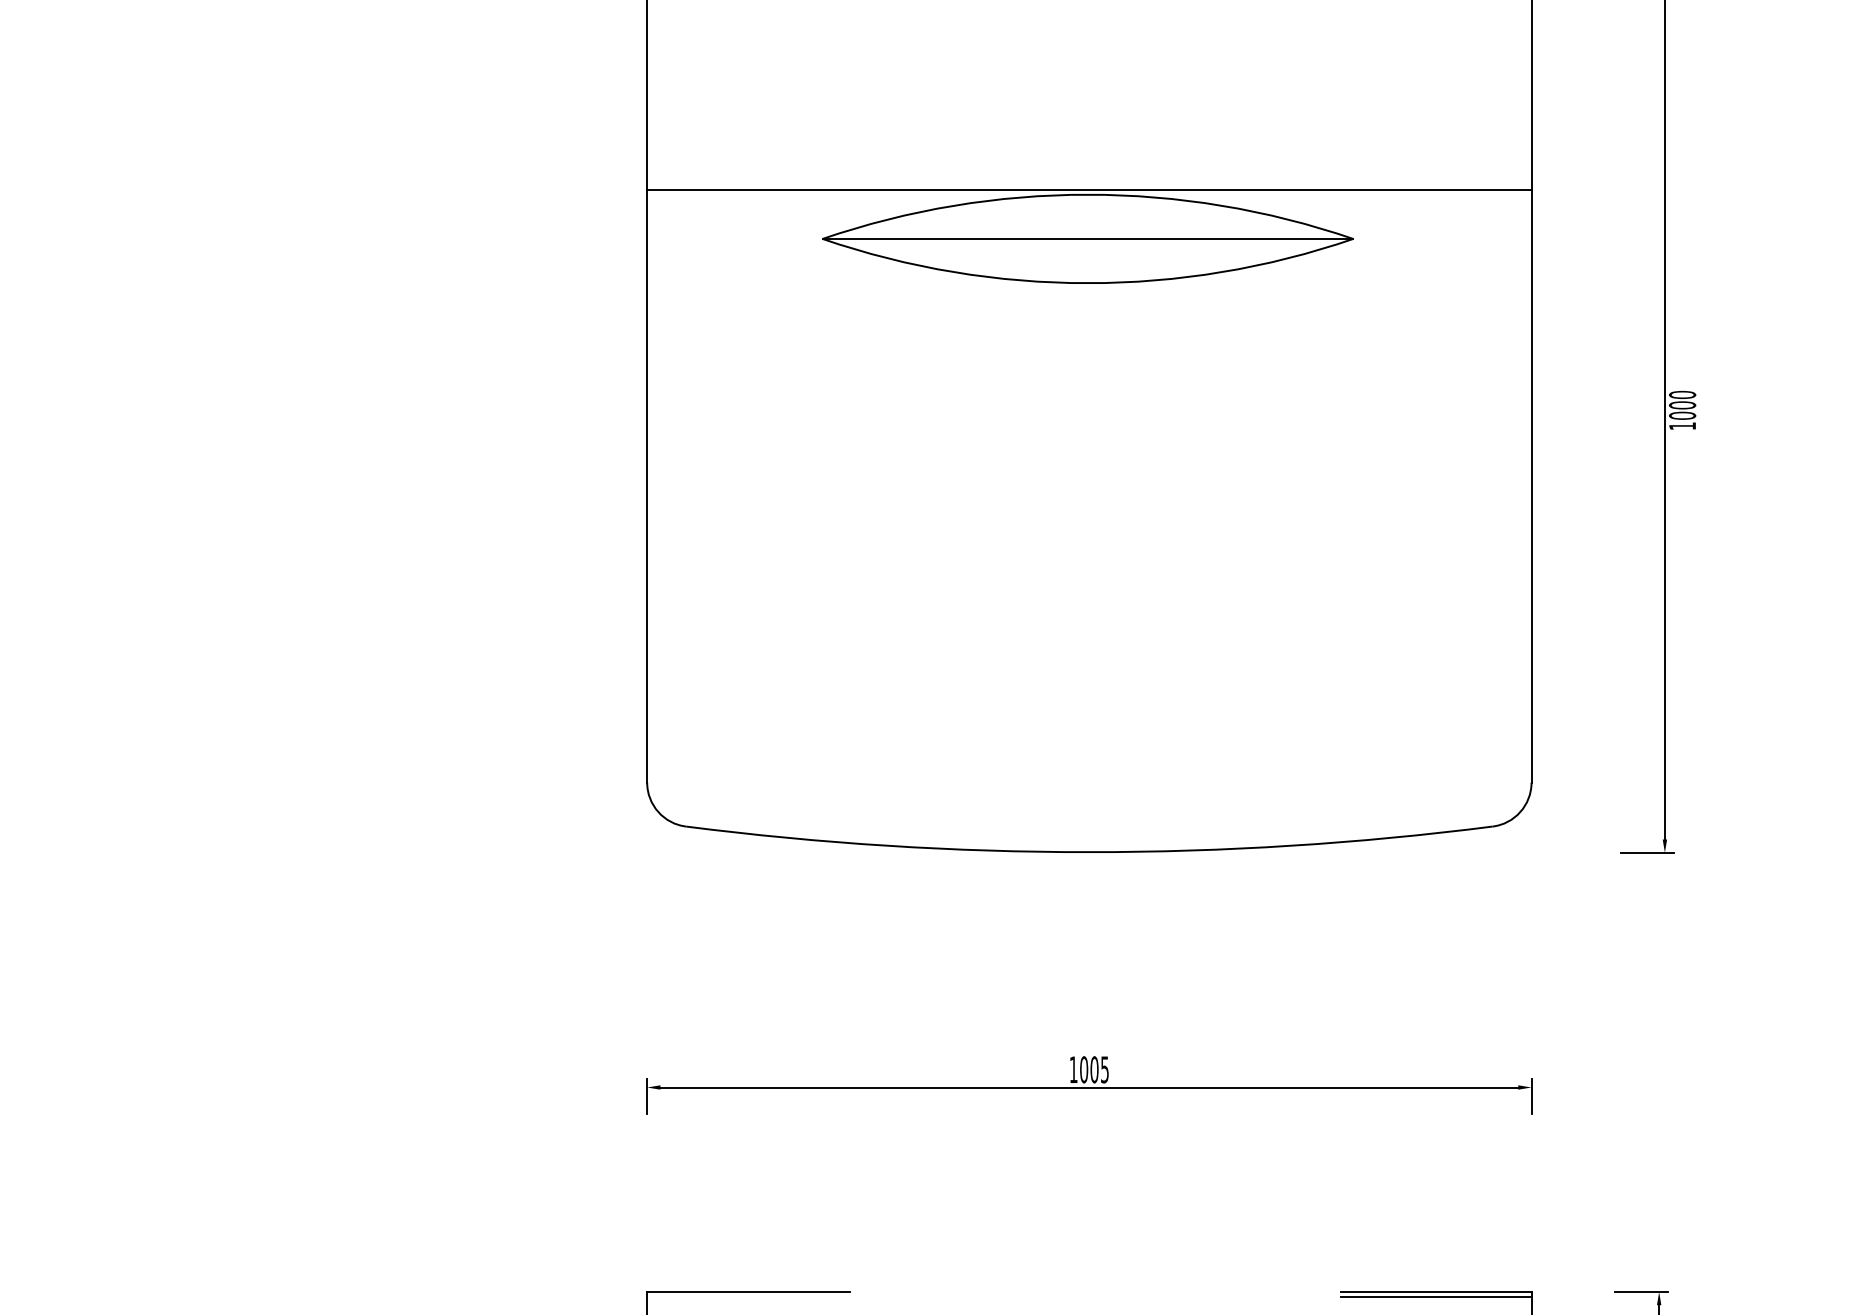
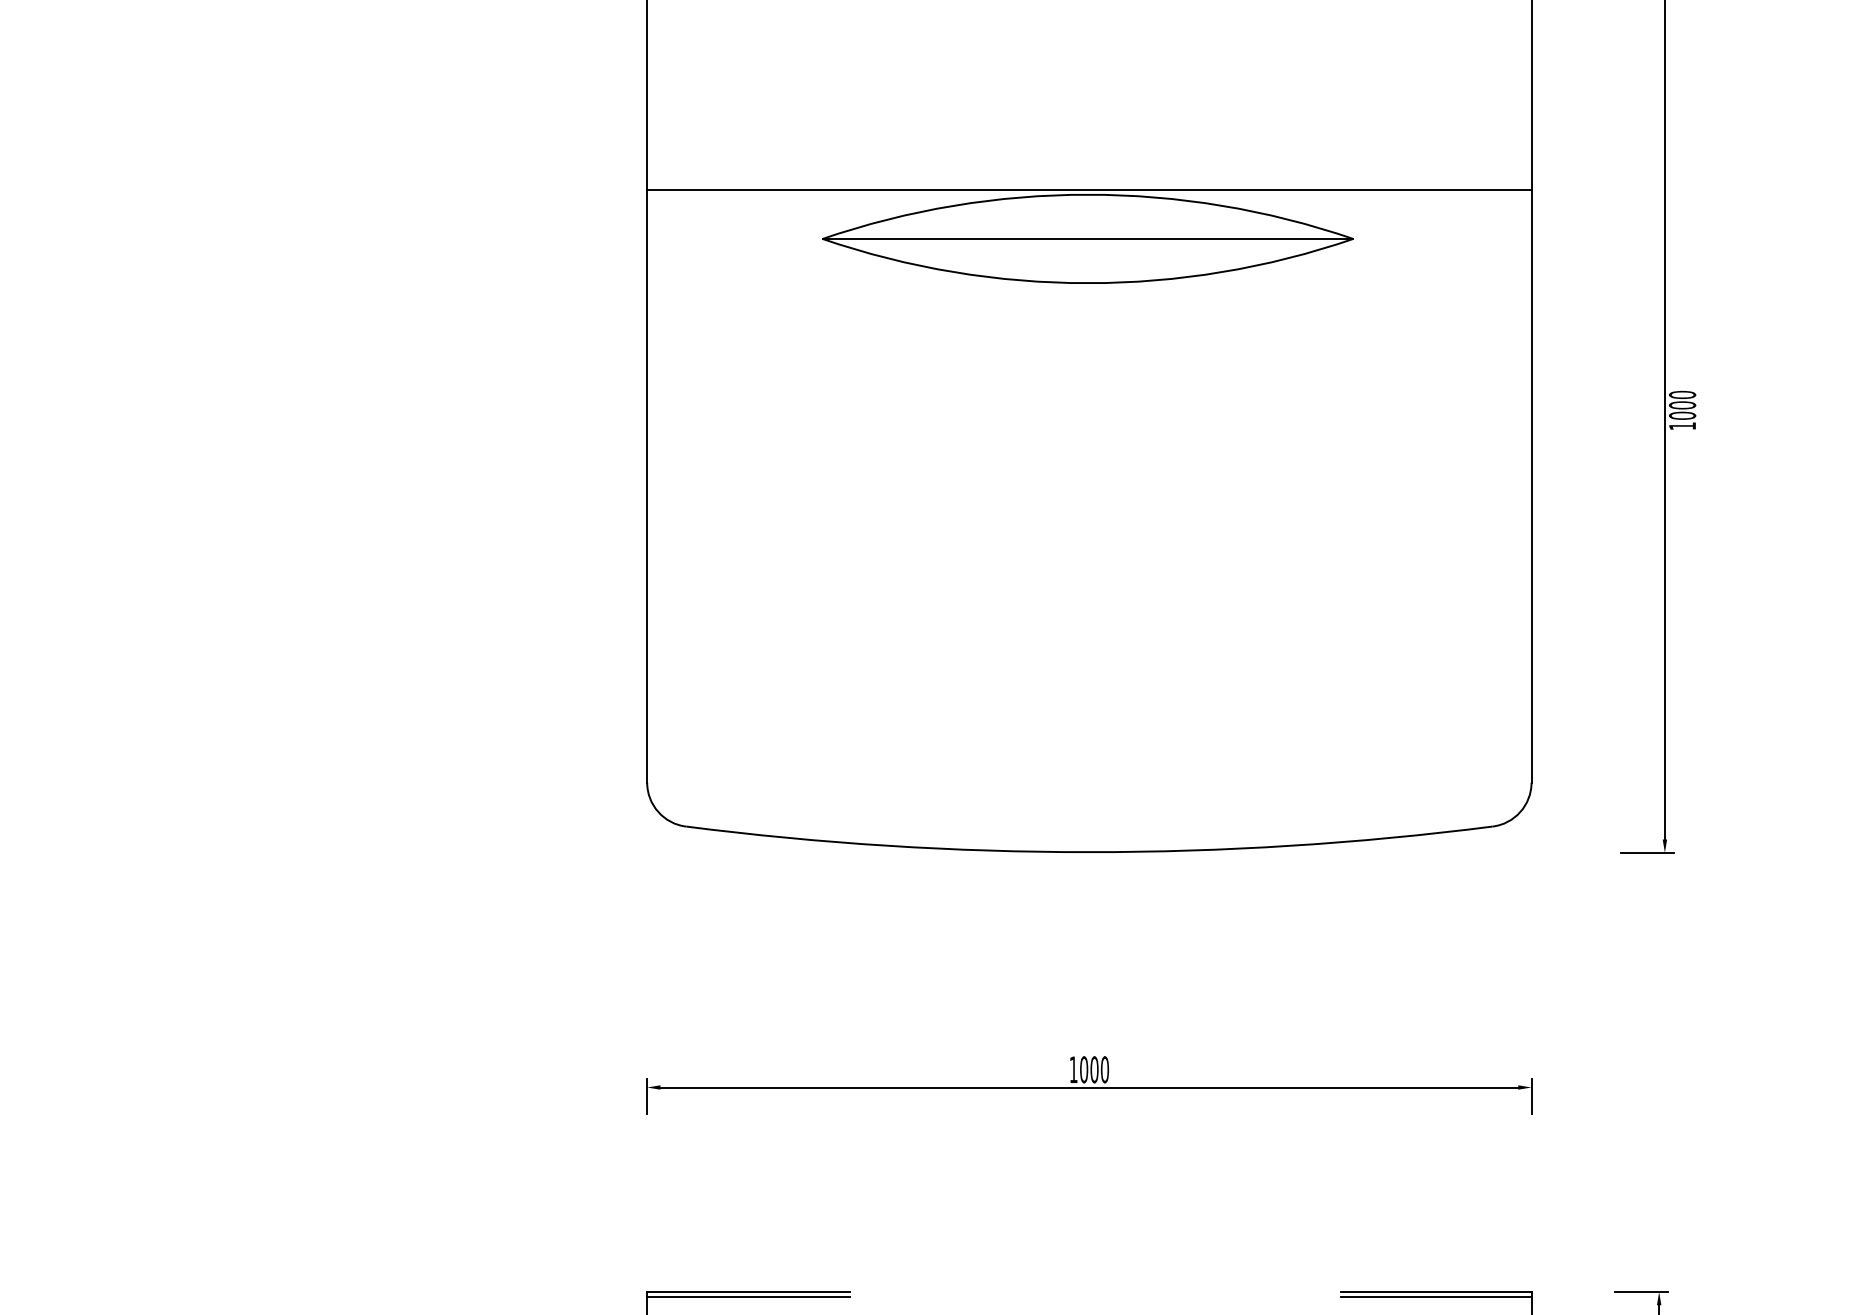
text: 1005 -> 1000 (1104, 1069)
line: none -> present (748, 1297)
